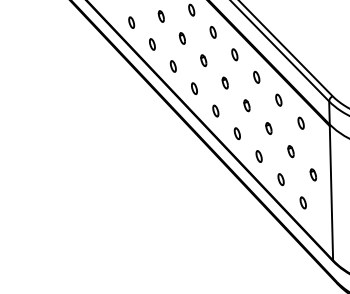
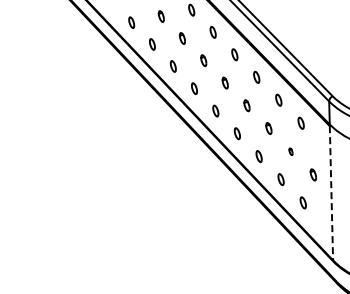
part size: 8x14 px -> 6x9 px (290, 151)
line: solid -> dashed (331, 193)
